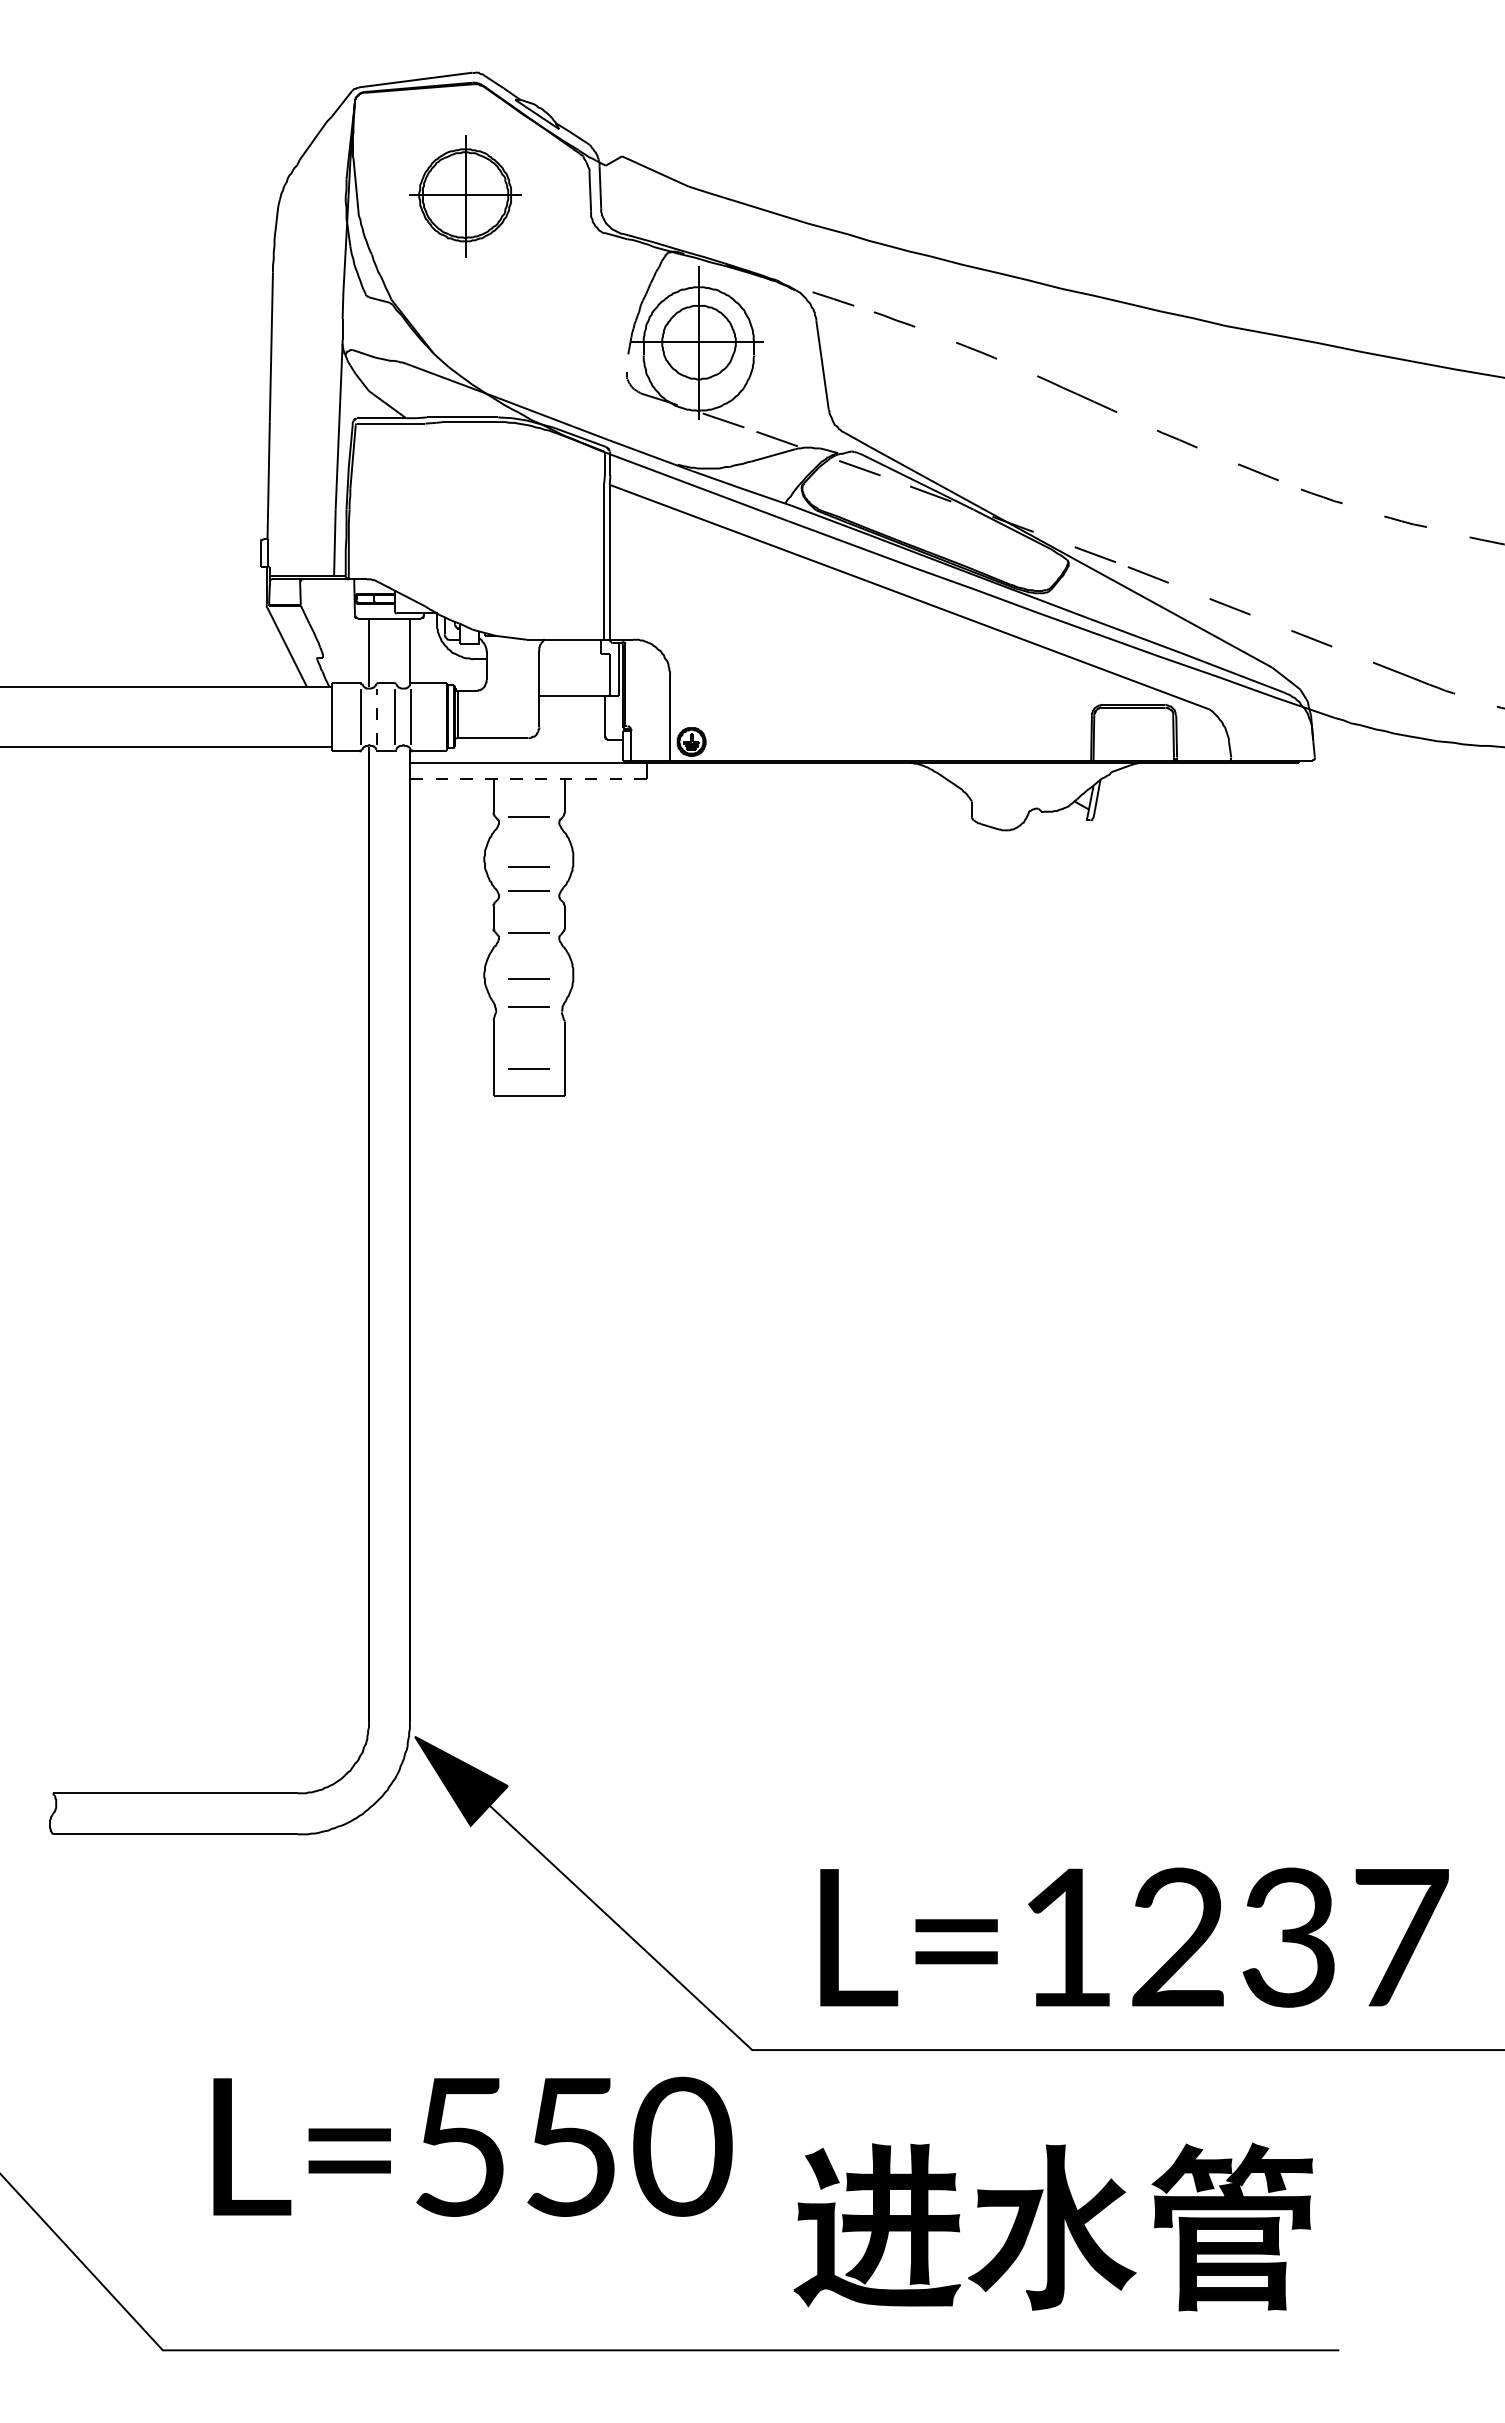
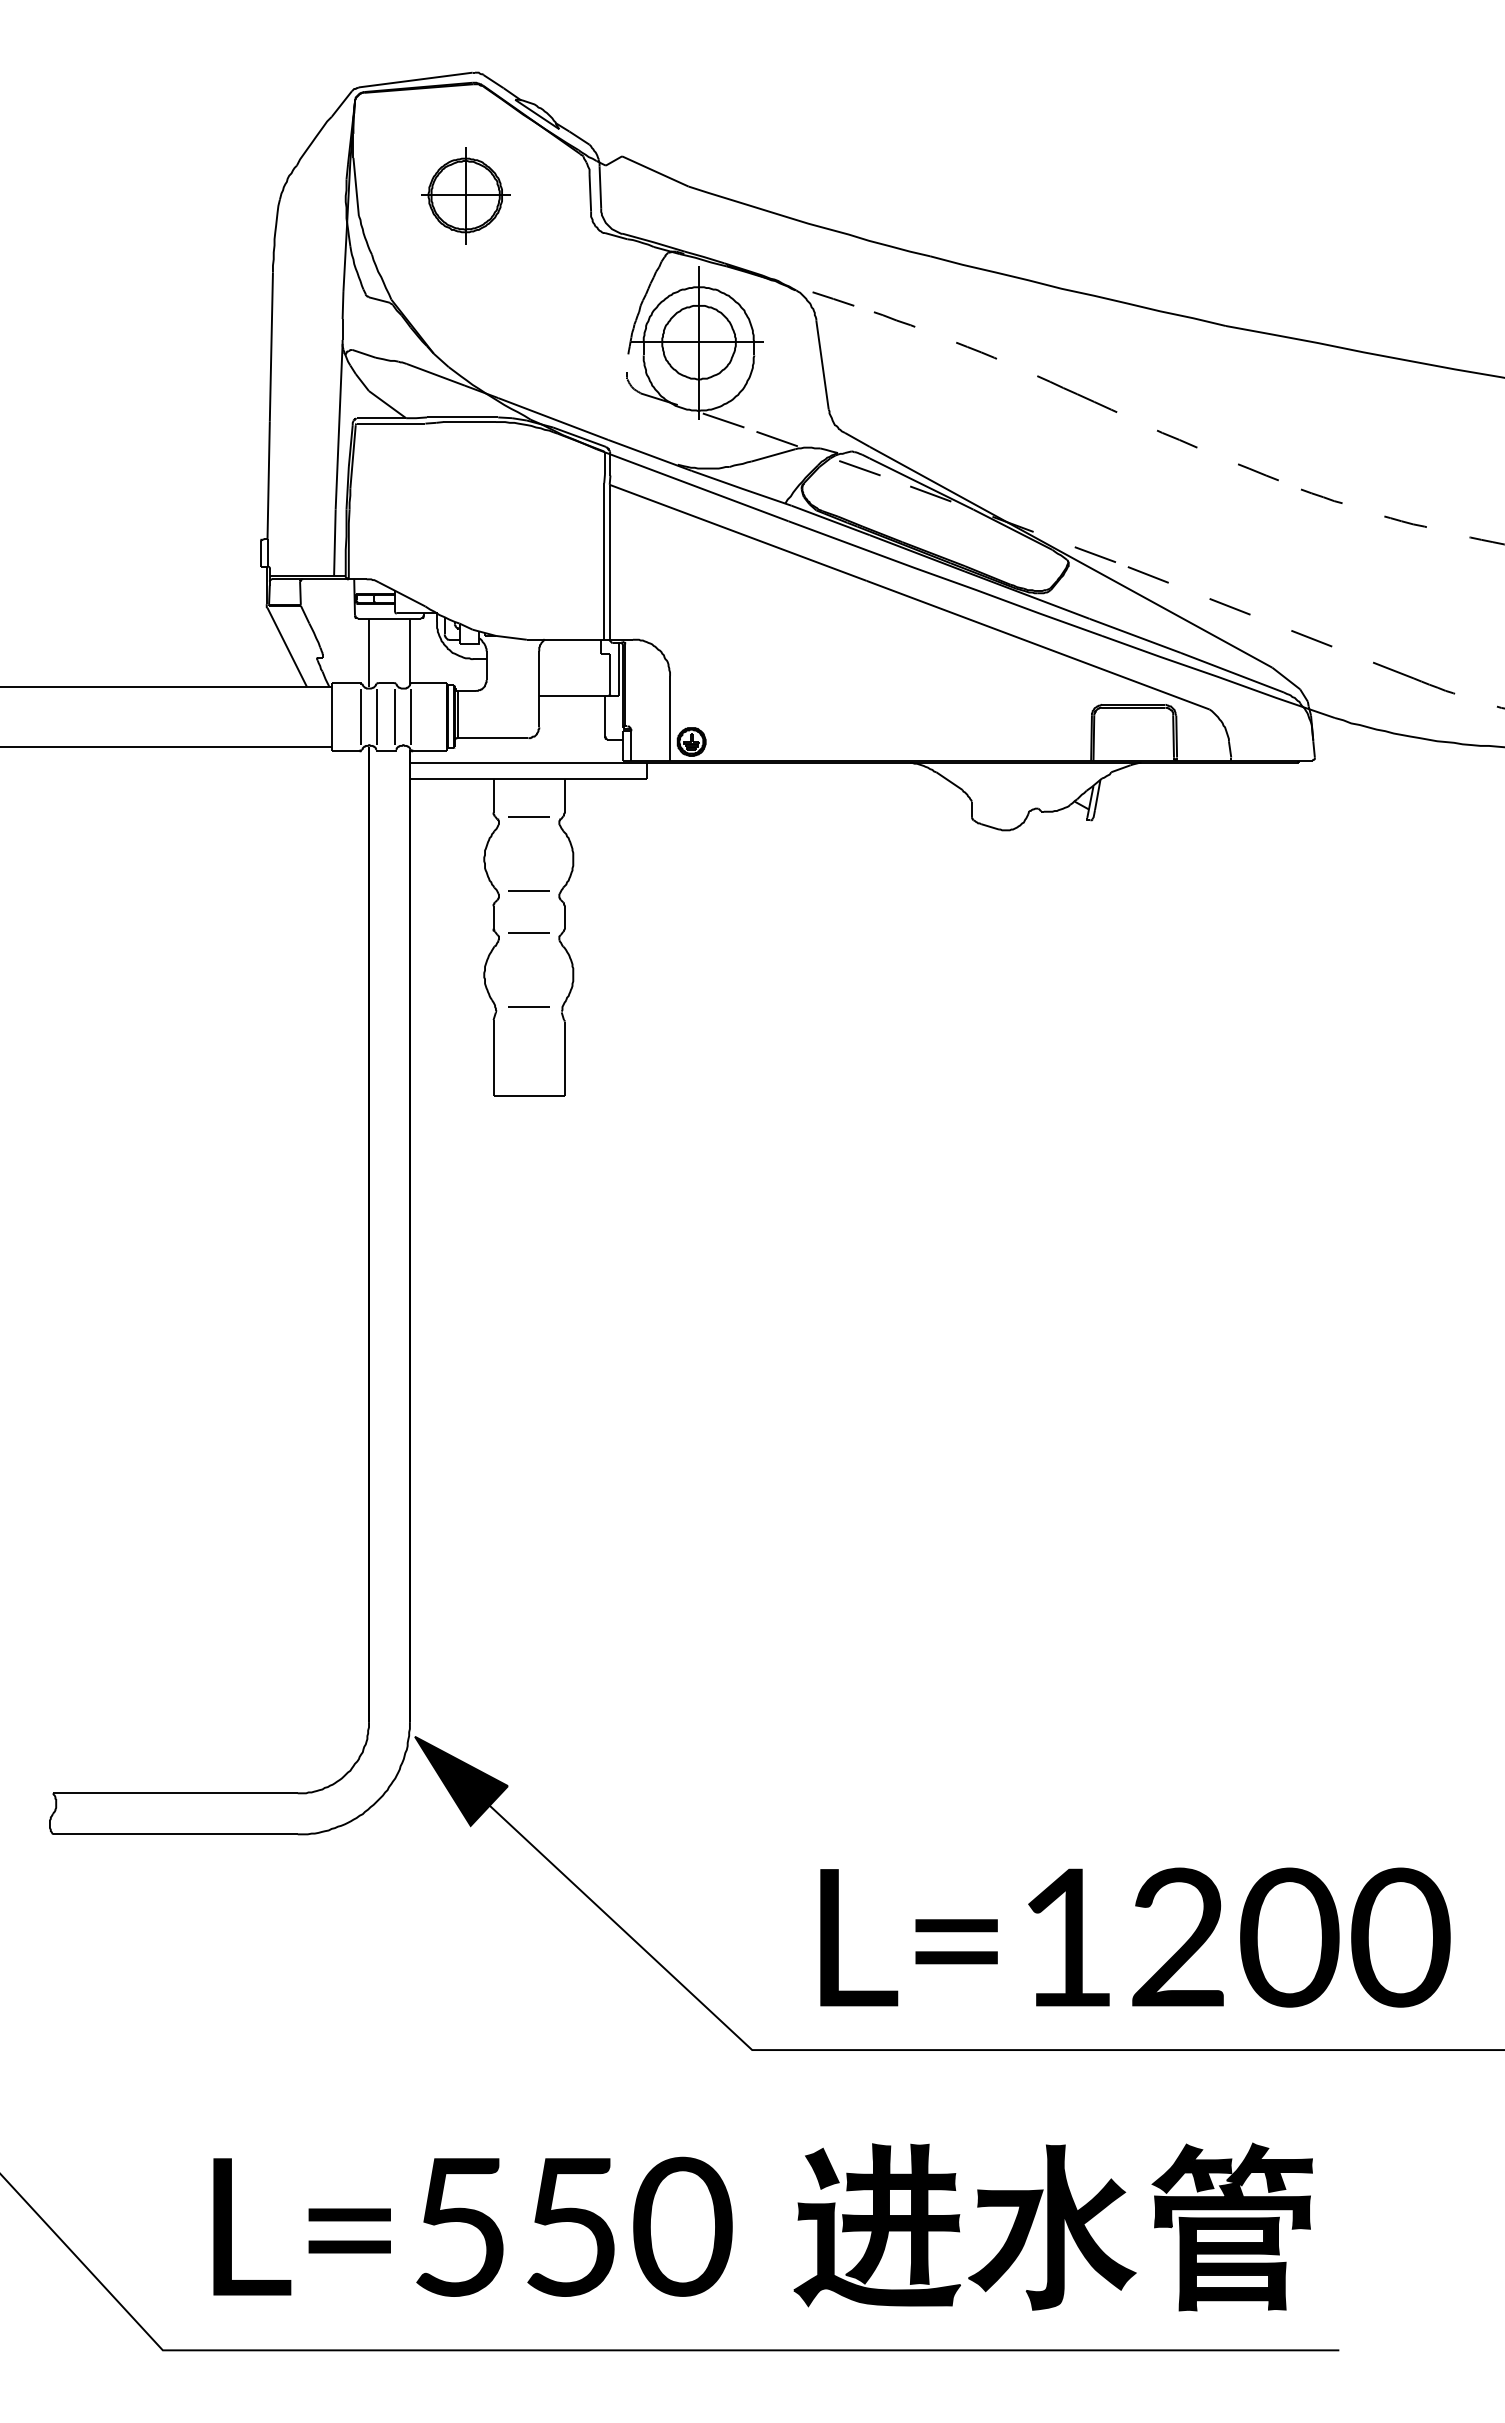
part size: 113x123 px -> 90x98 px (465, 195)
line: dashed -> solid (377, 716)
line: dashed -> solid (527, 779)
line: present -> none (528, 866)
line: present -> none (528, 978)
line: present -> none (528, 1068)
text: L=1237 -> L=1200 (1345, 1937)
text position: (472, 2146) -> (472, 2226) (472, 2226)
